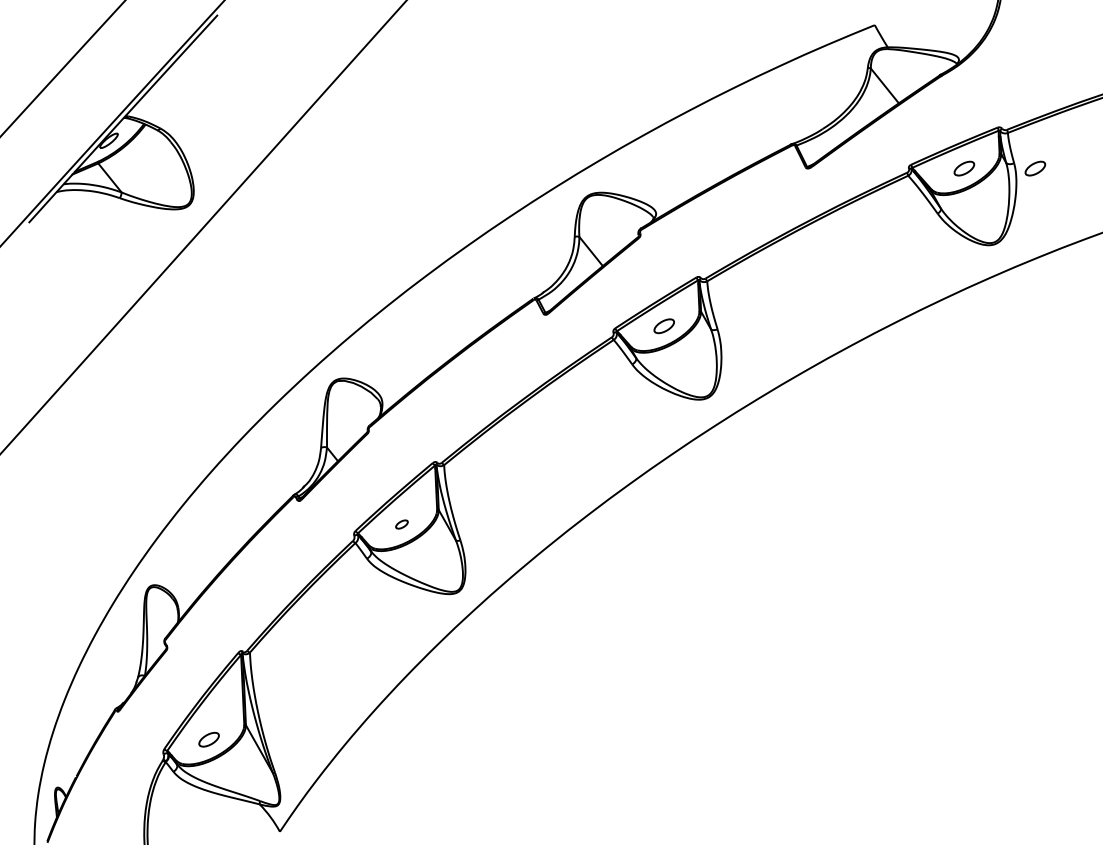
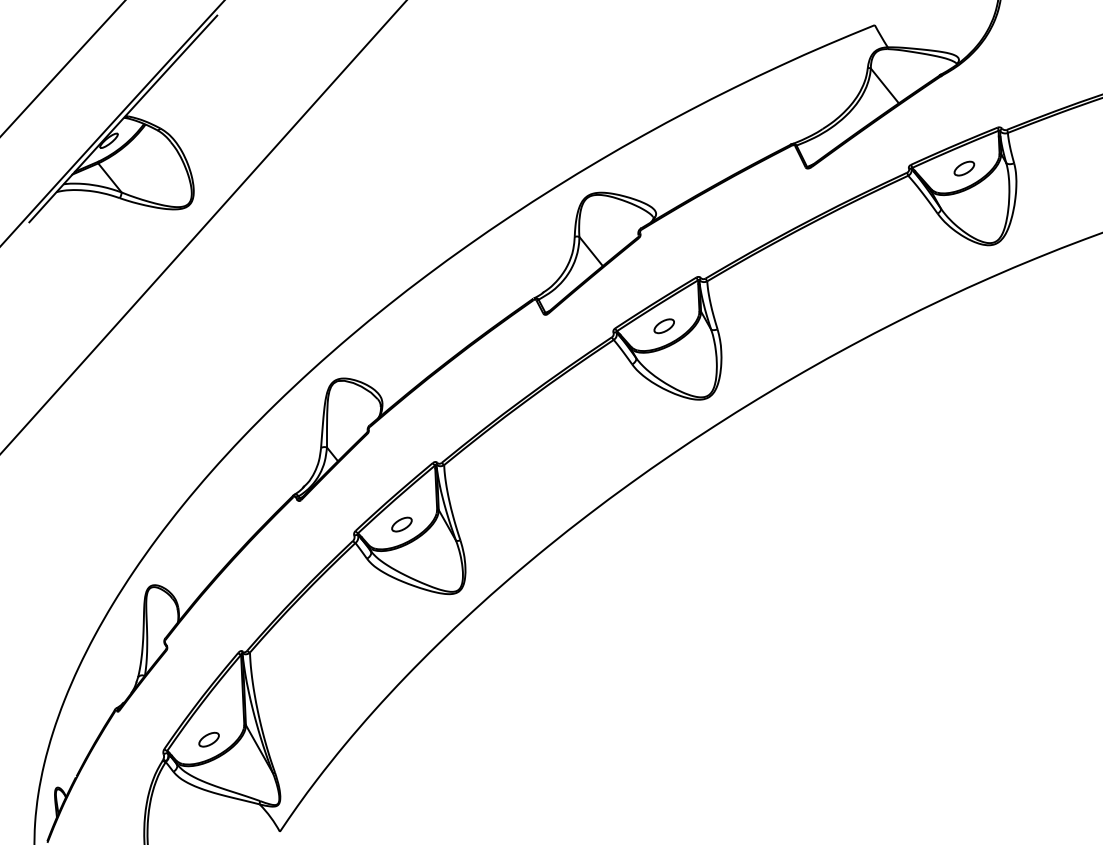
part: present -> none (1035, 168)
part size: 14x11 px -> 22x17 px (401, 524)
